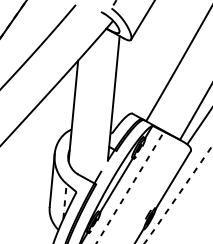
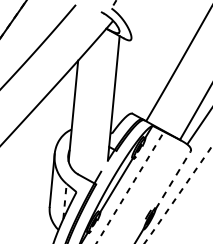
line: present -> none (142, 20)
line: solid -> dashed (173, 180)
